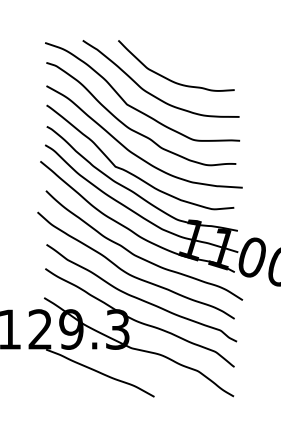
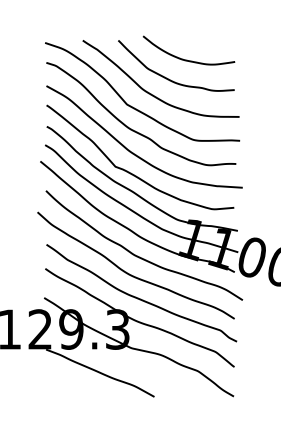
curve: none -> present (187, 59)
